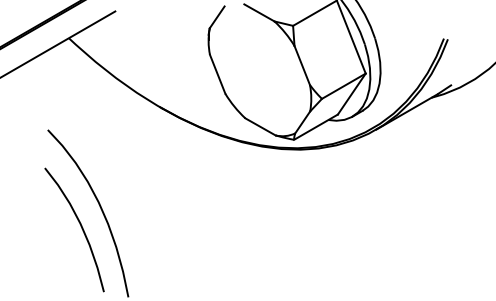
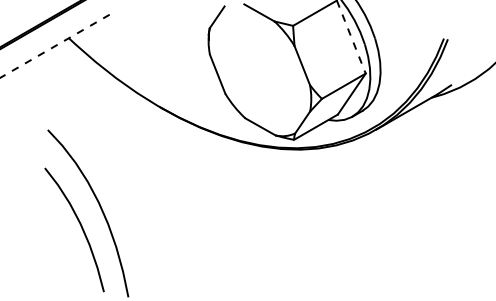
line: solid -> dashed (351, 37)
line: solid -> dashed (58, 44)
